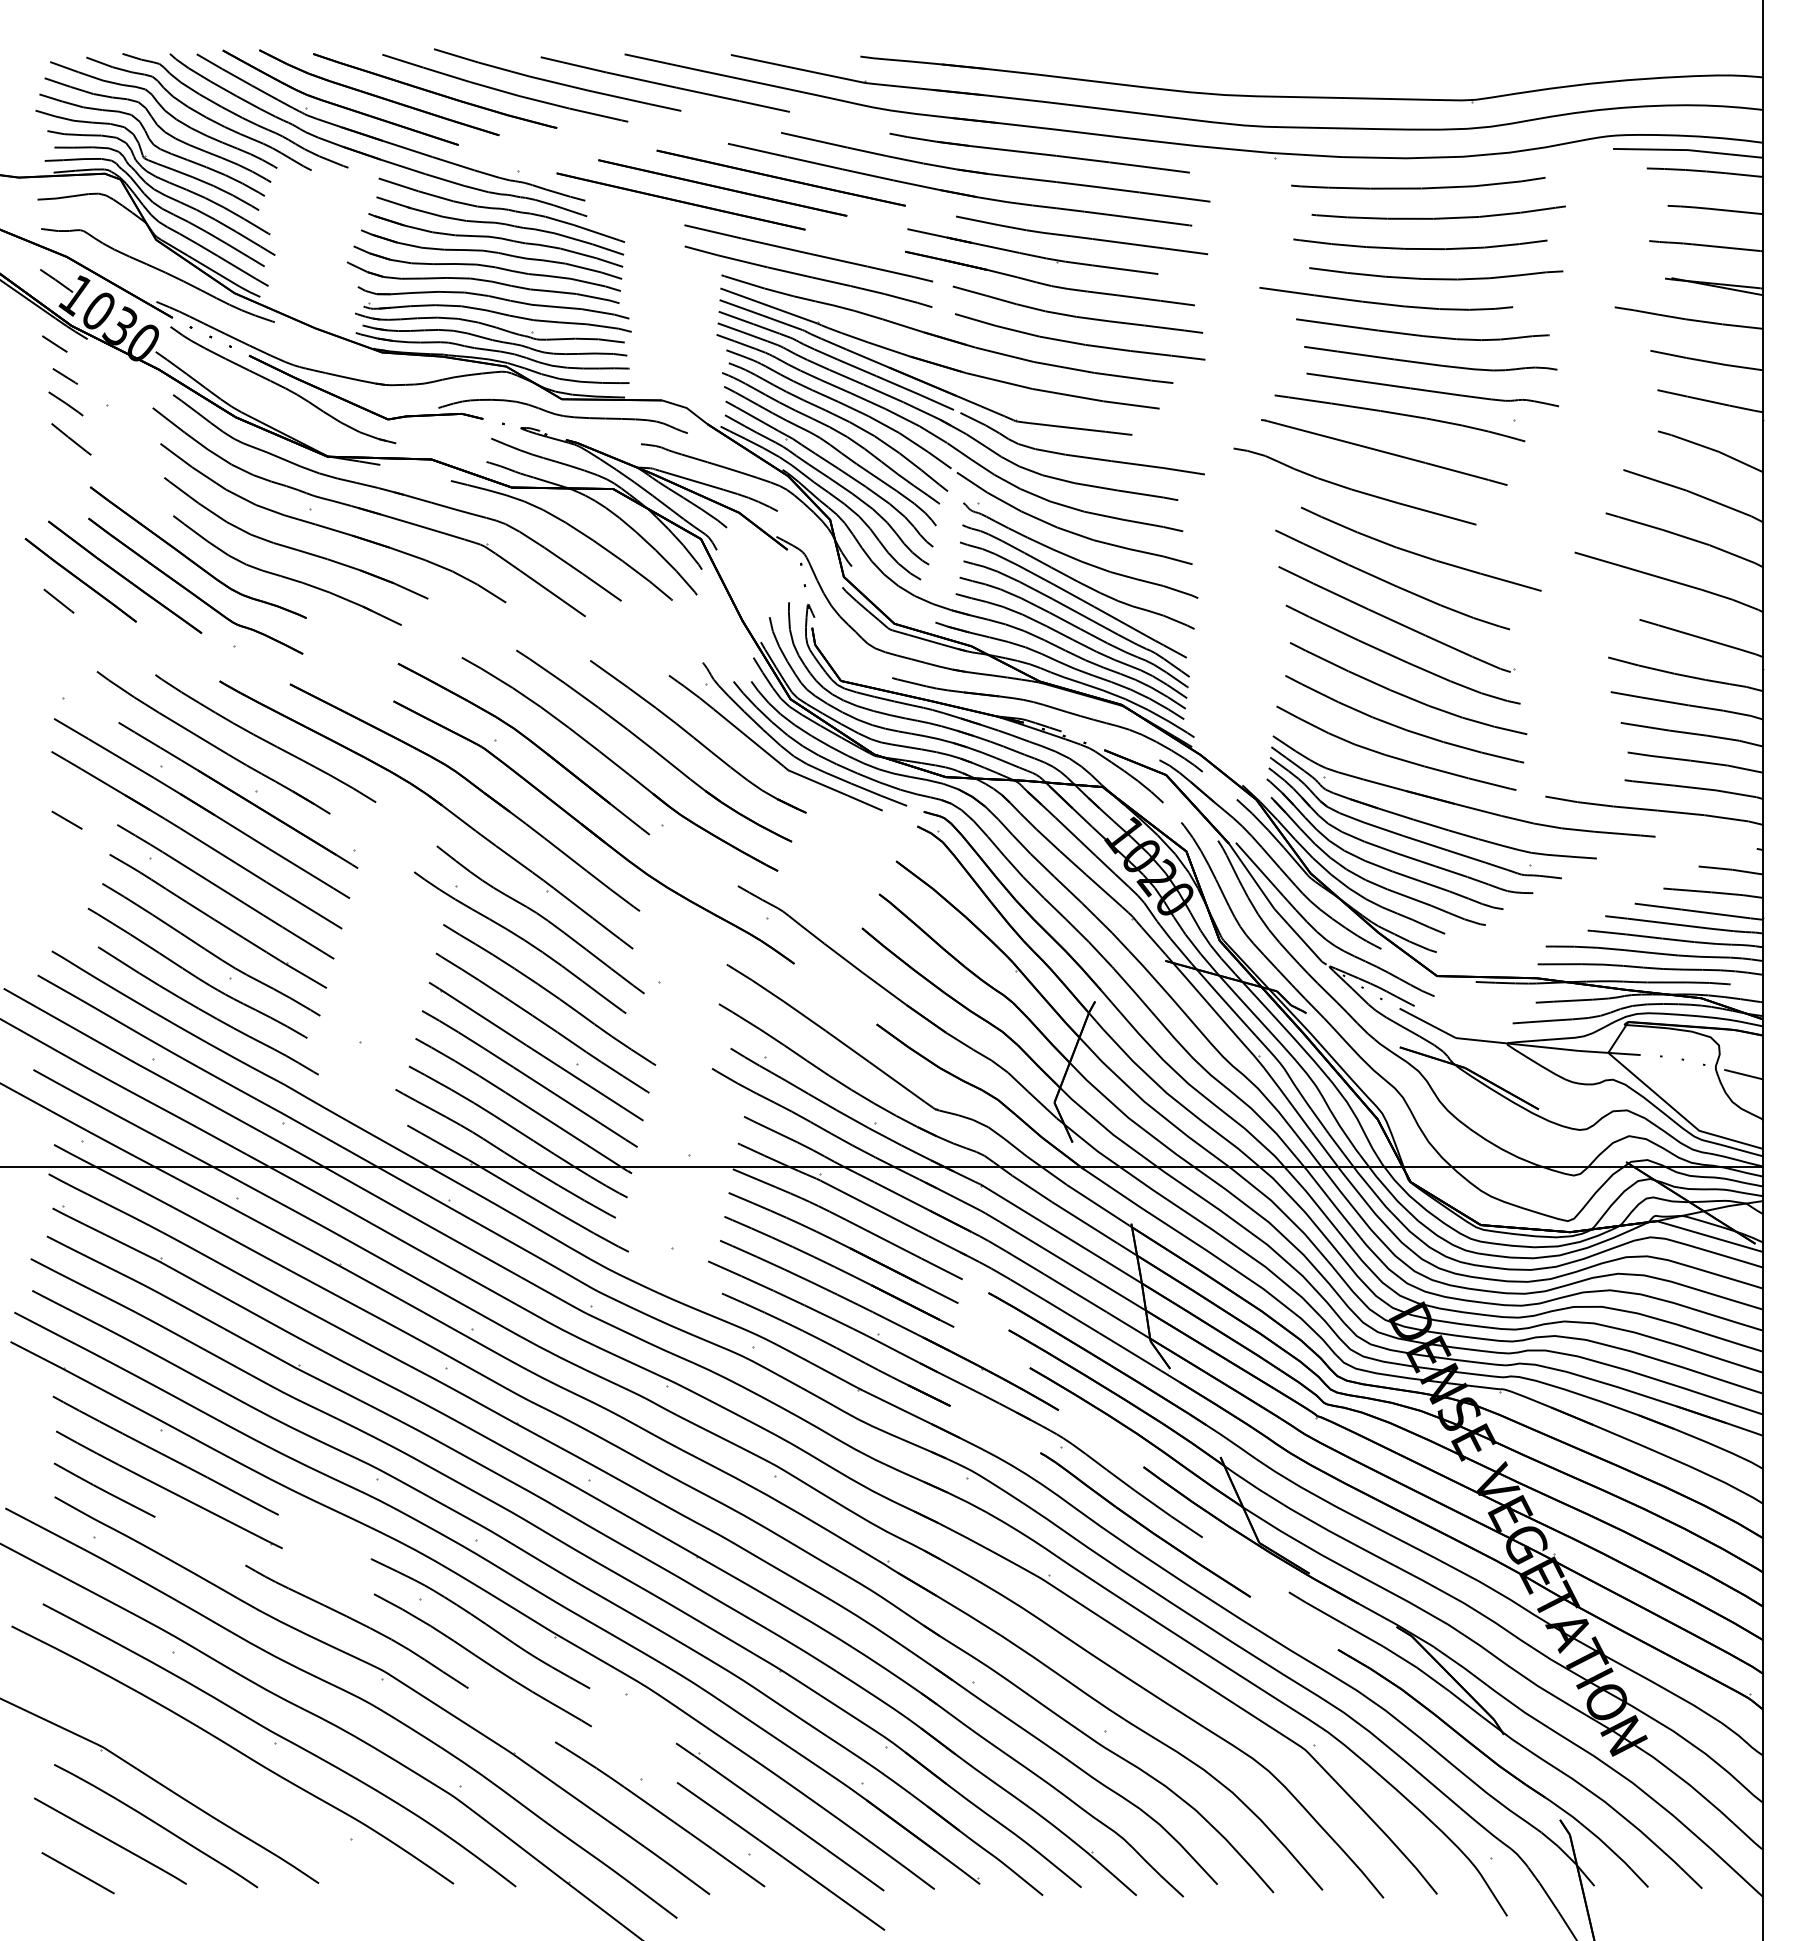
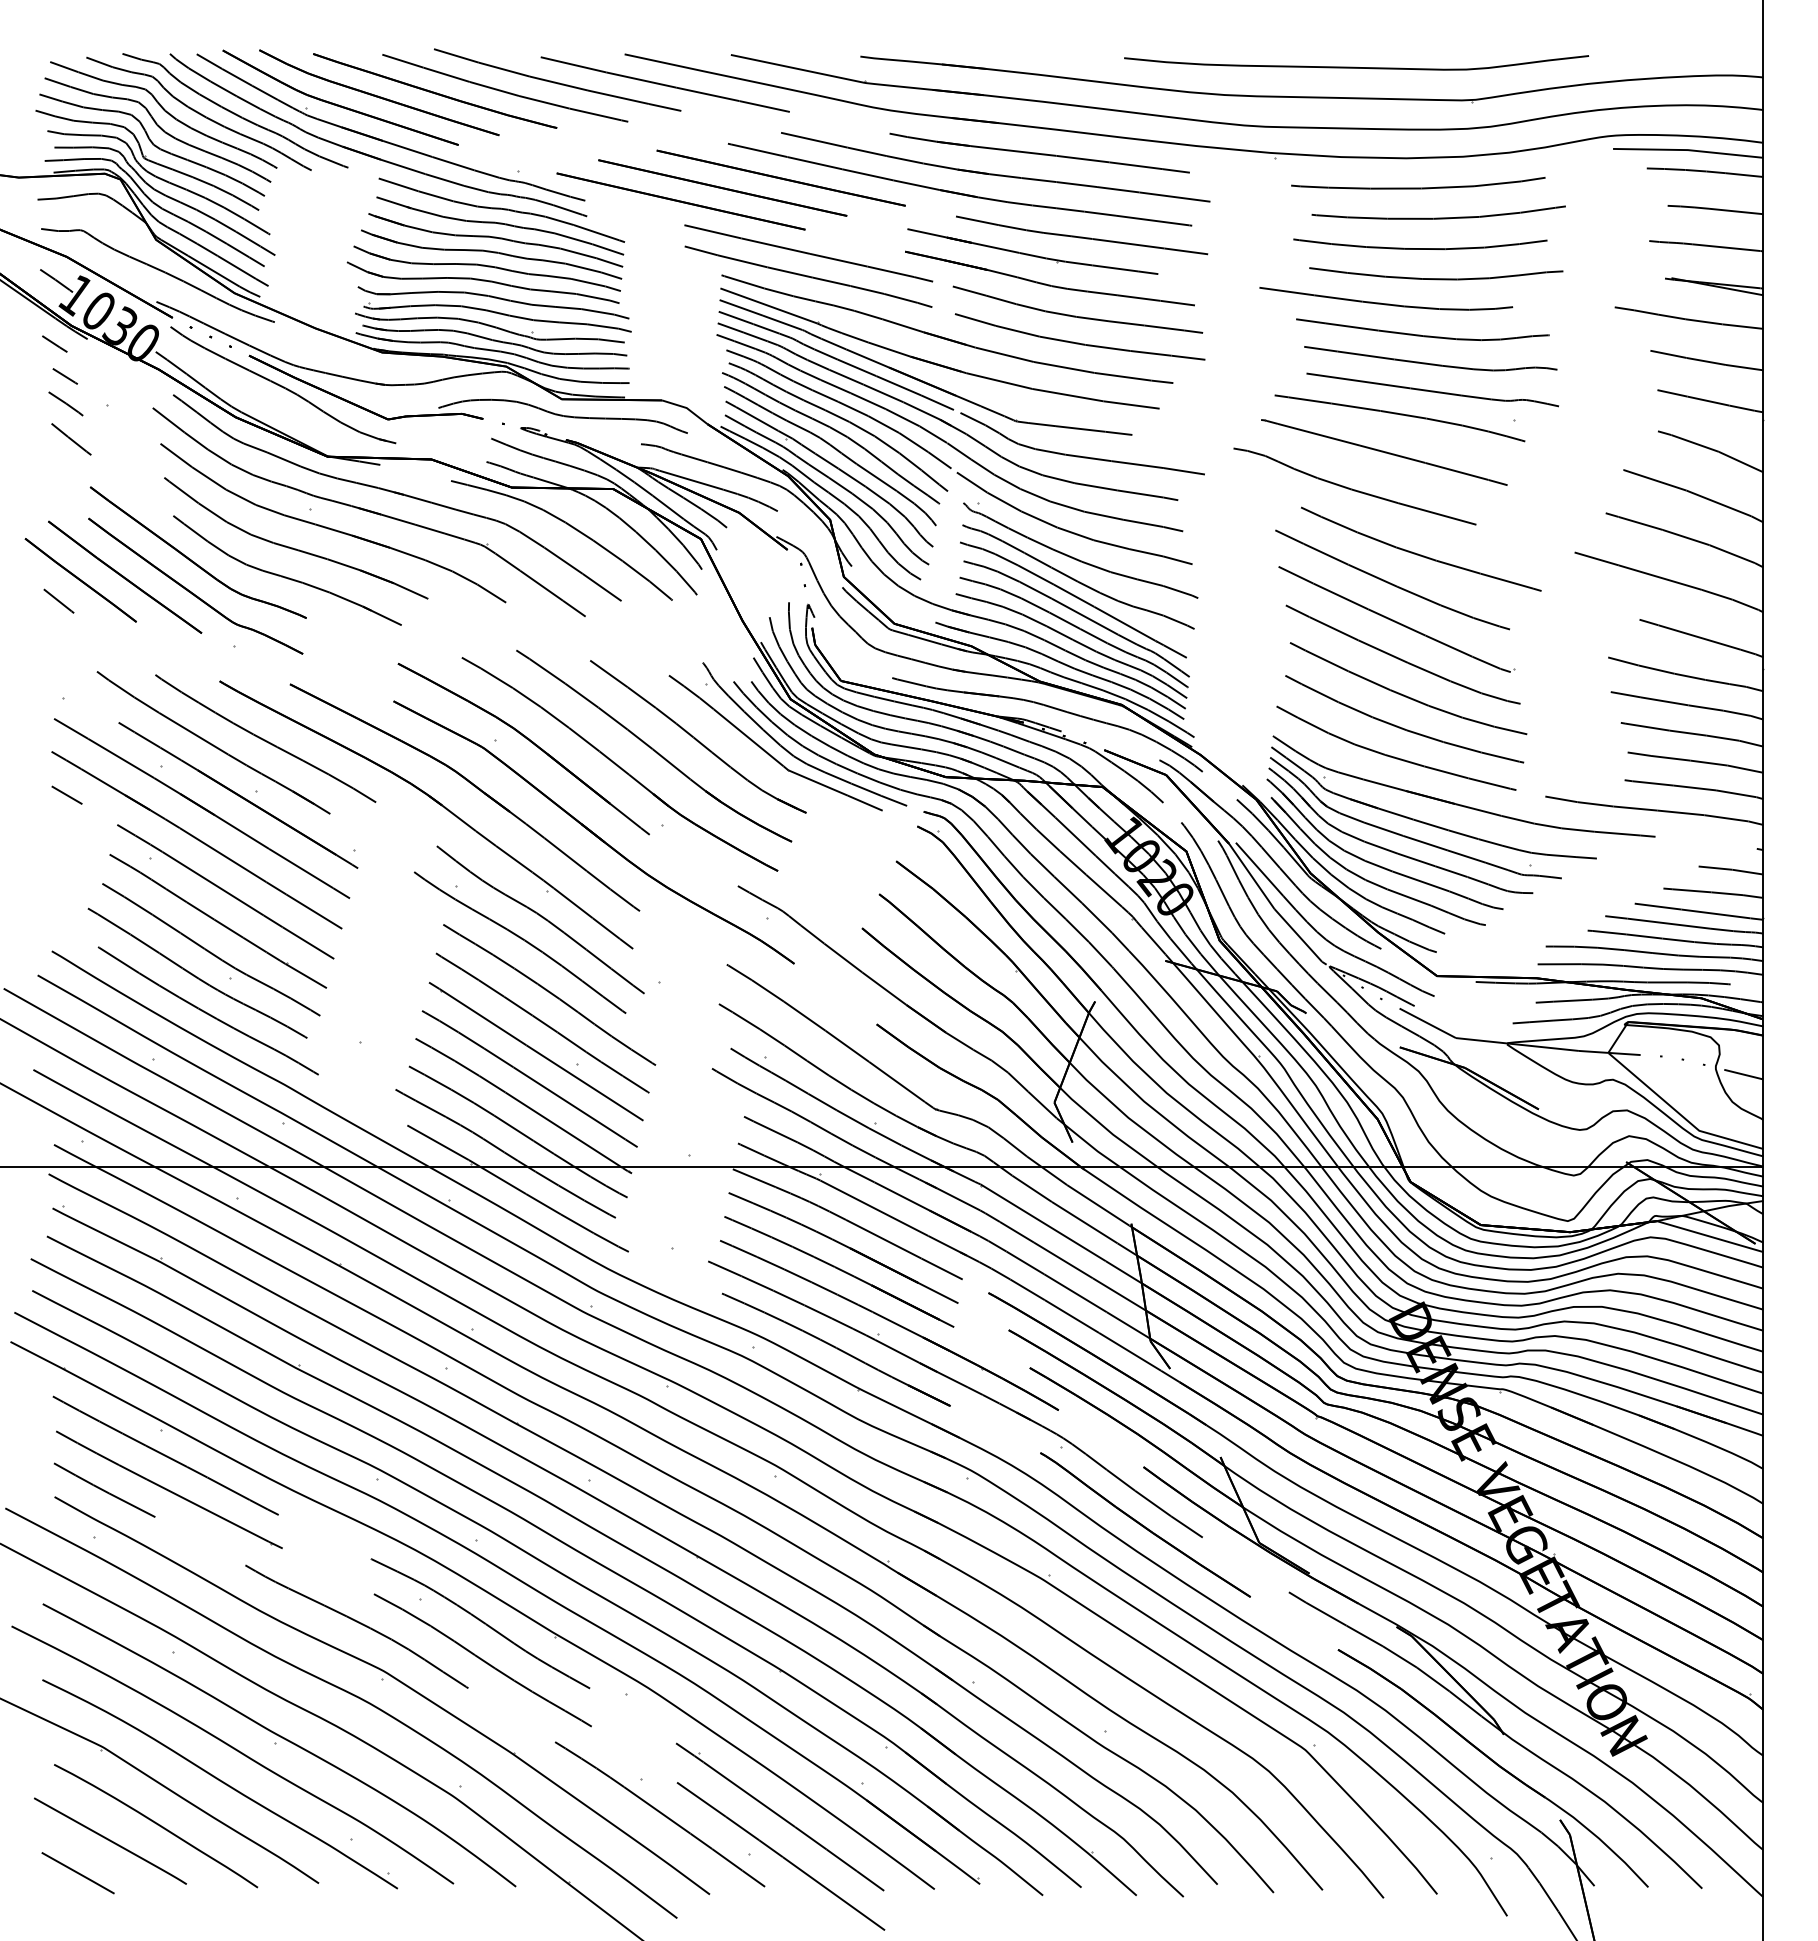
curve: none -> present (1355, 66)
line position: (66, 819) -> (66, 794) (66, 794)
part: none -> present (219, 1784)
